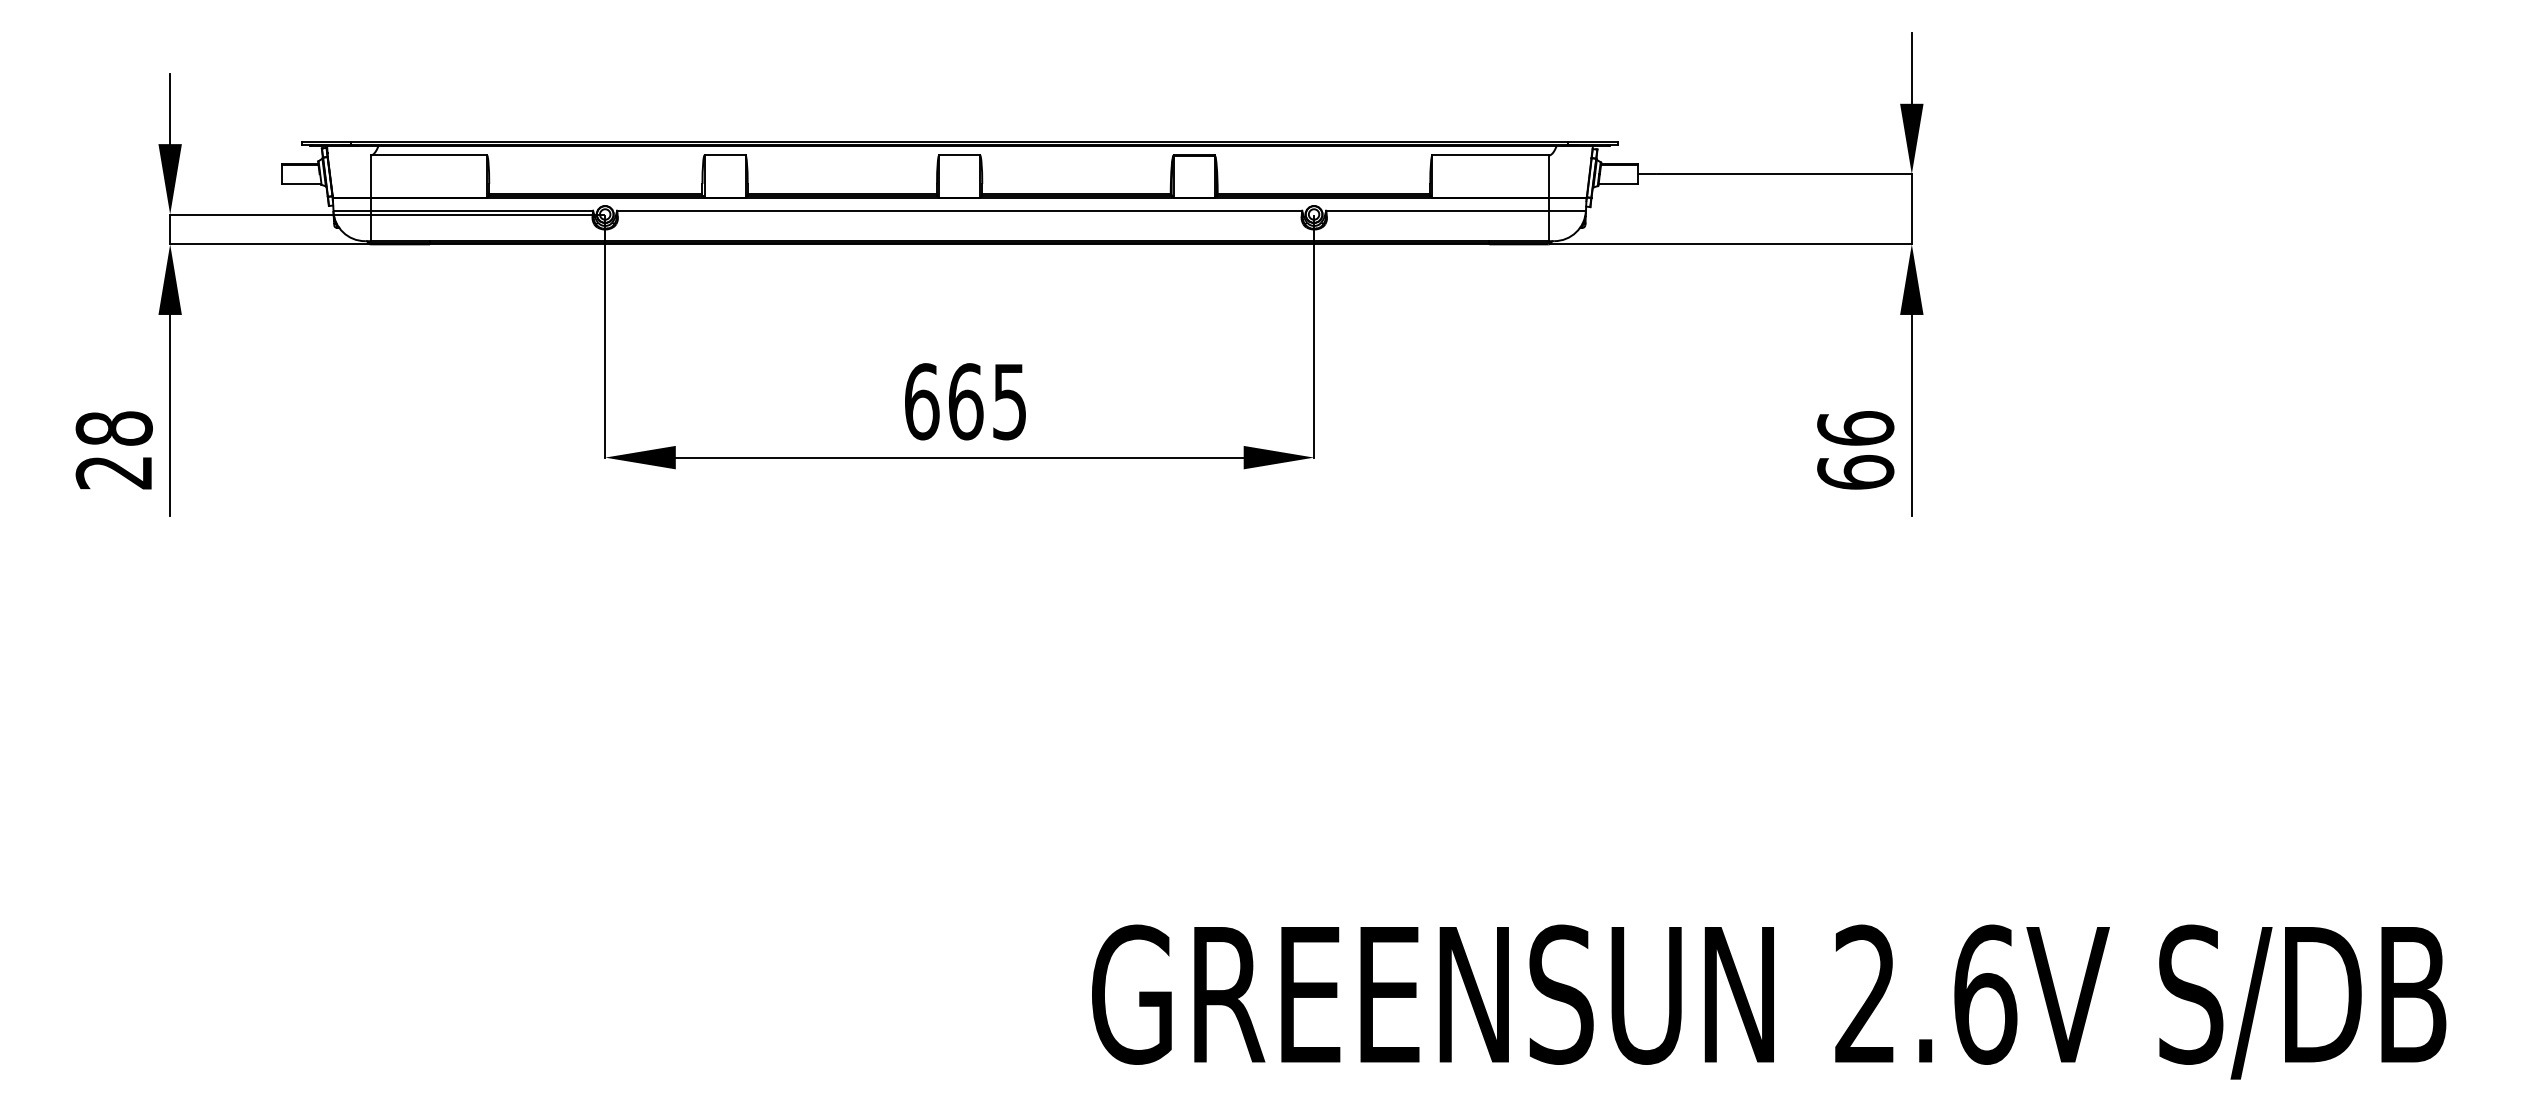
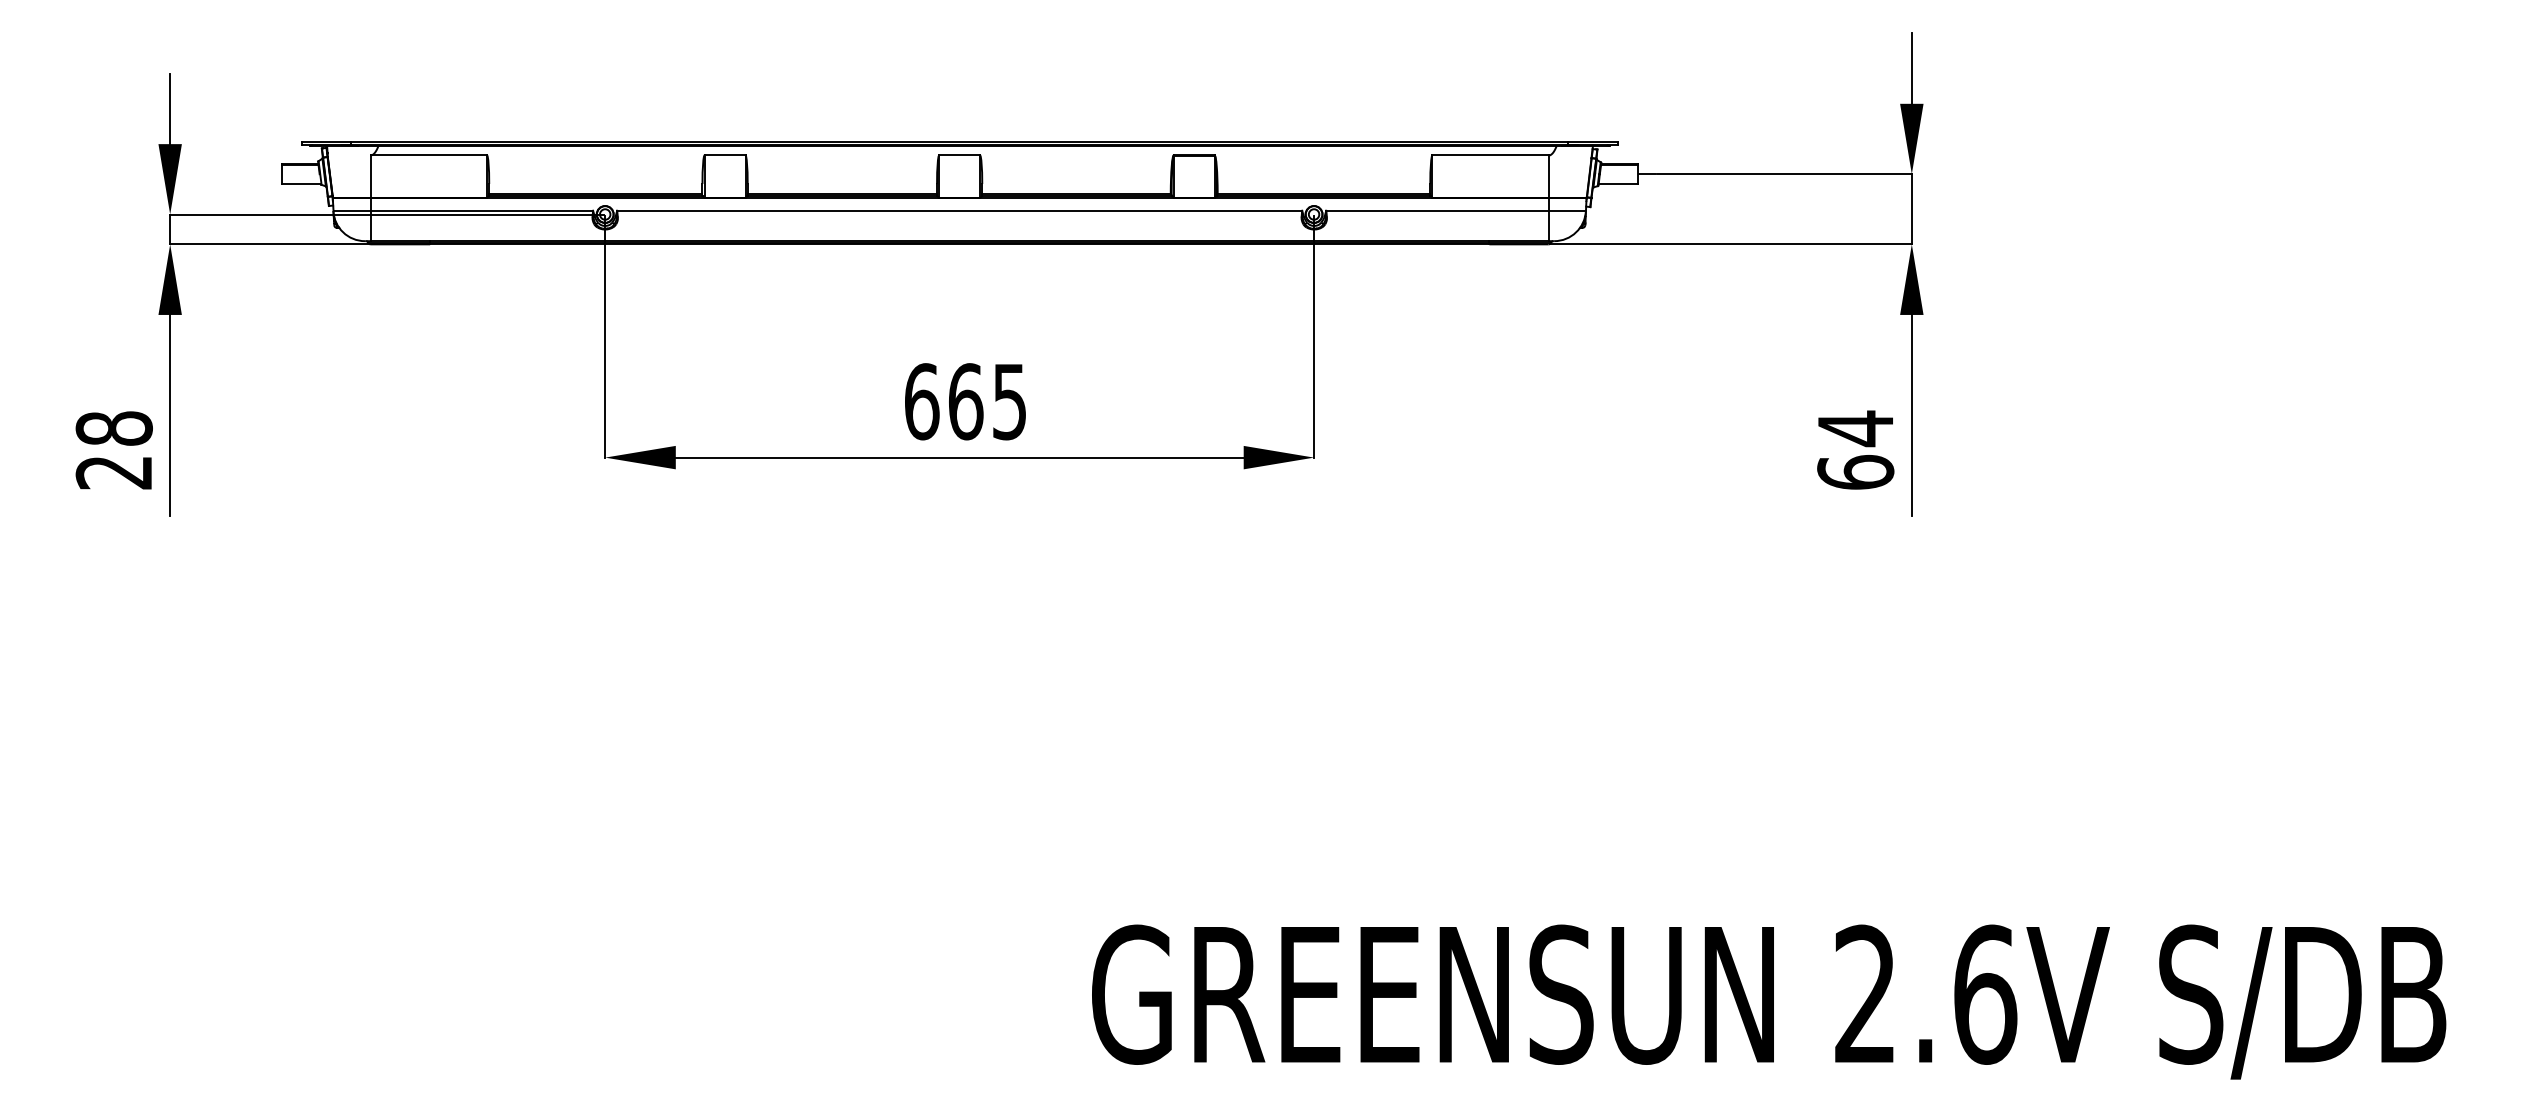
text: 66 -> 64 (1855, 428)
